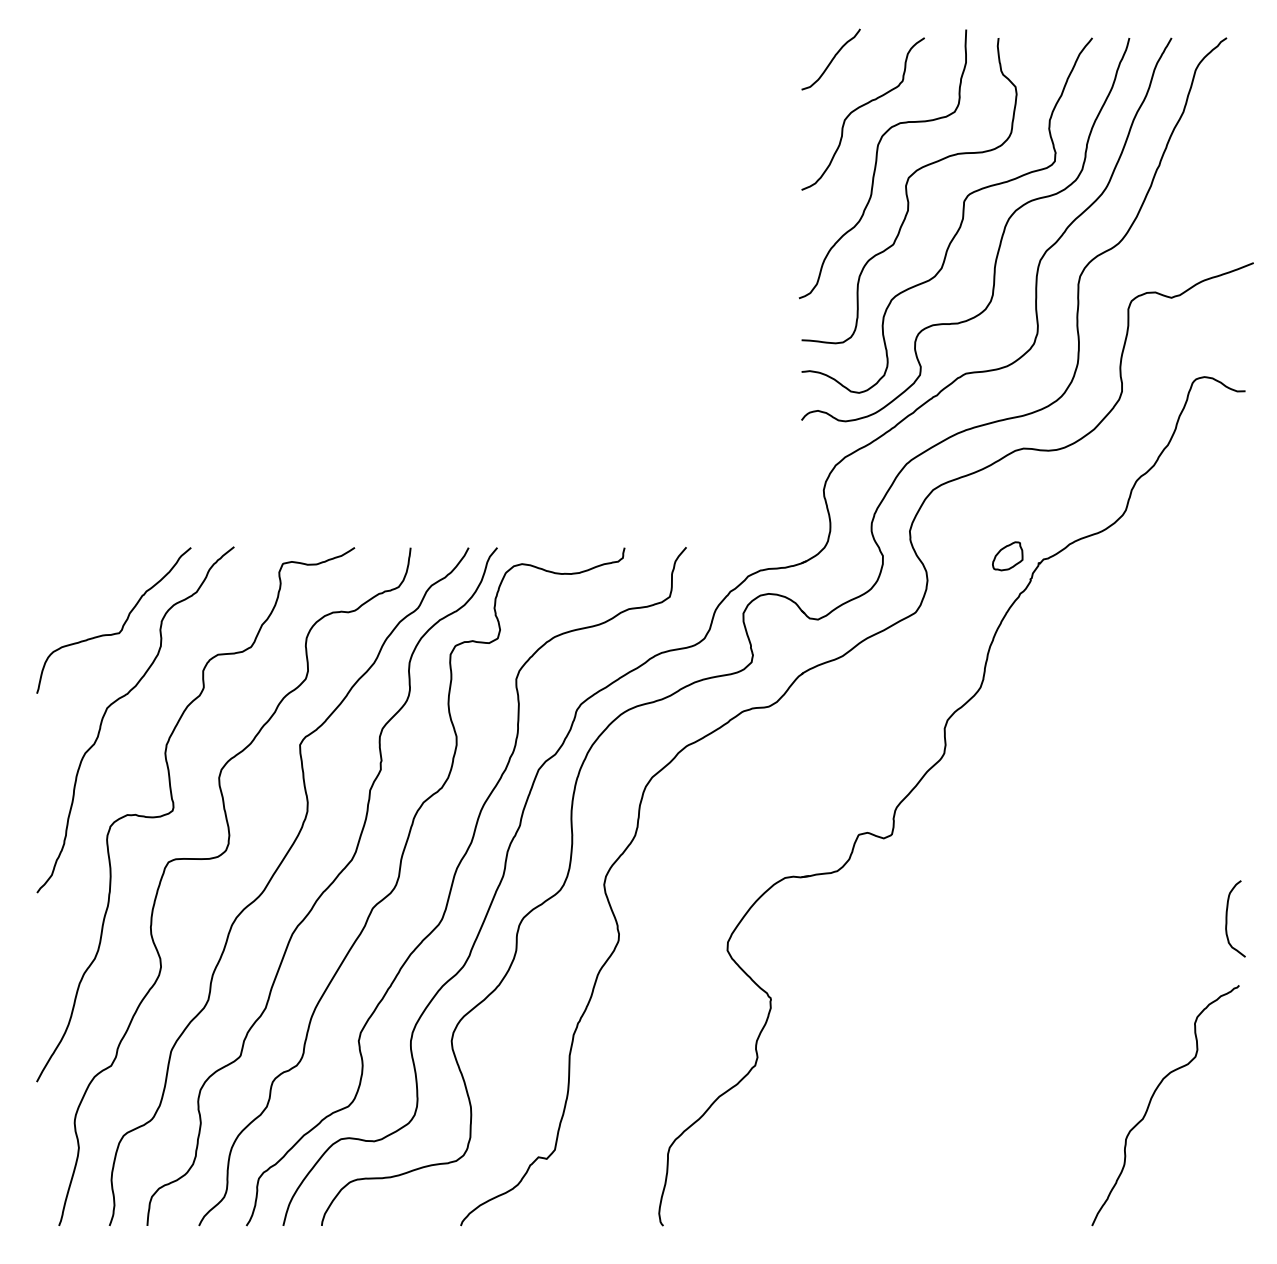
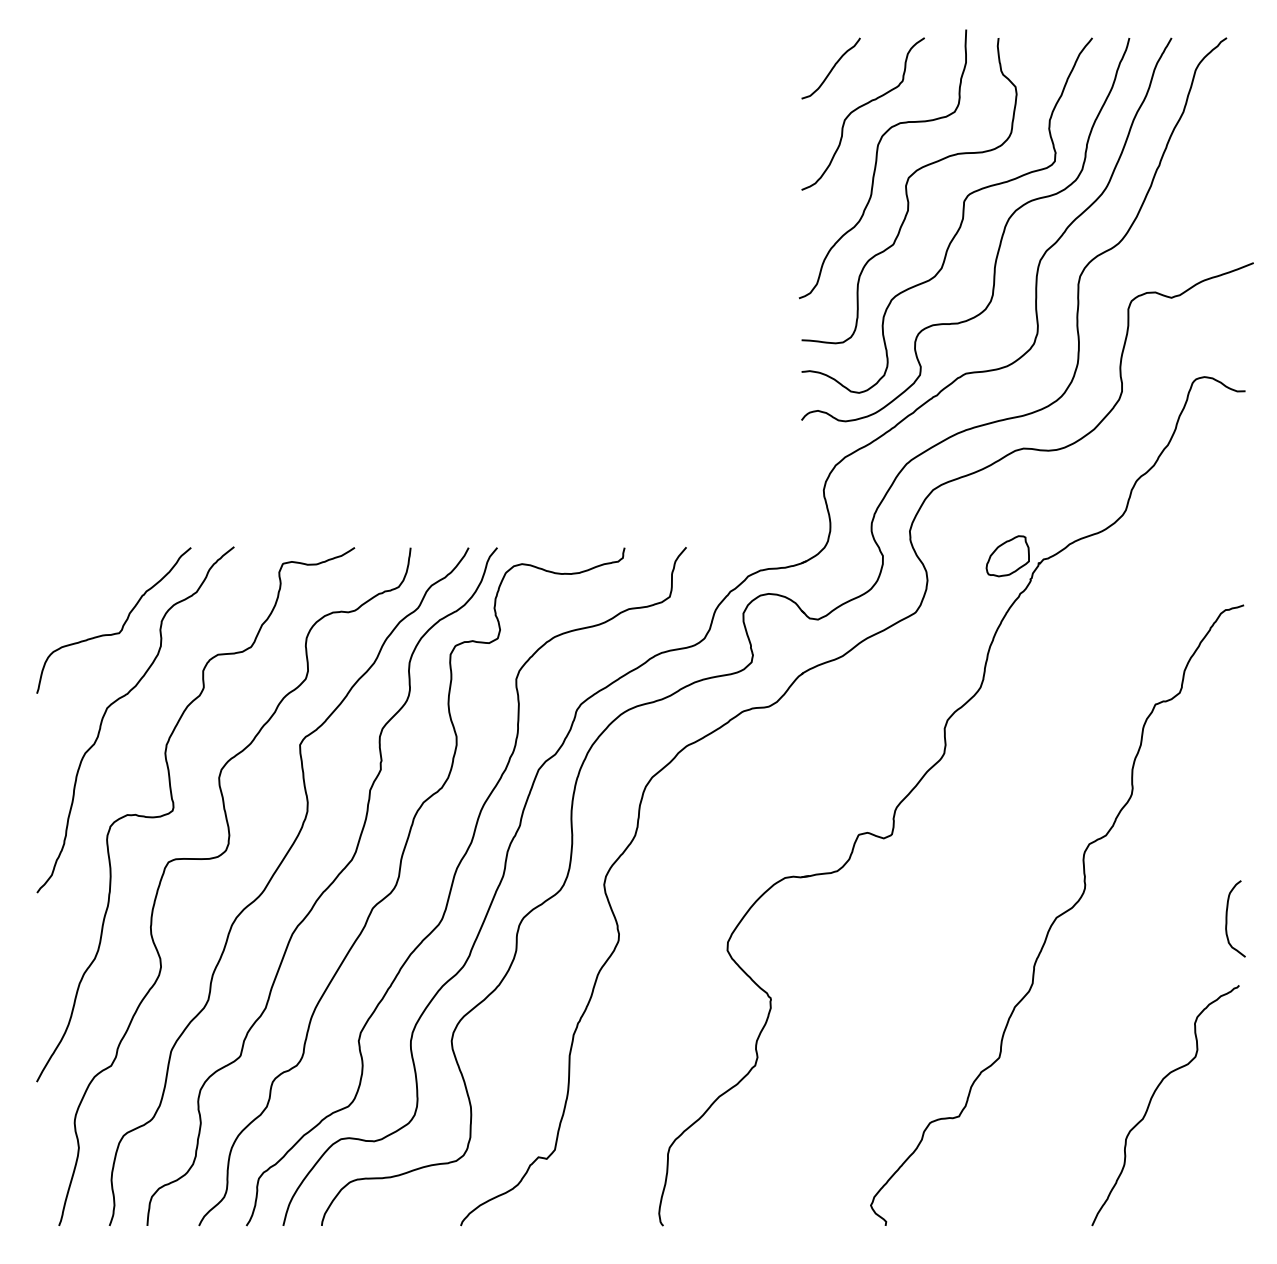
curve position: (831, 59) -> (831, 68) (831, 68)
part size: 32x31 px -> 45x43 px (1007, 556)
curve: none -> present (1058, 915)
